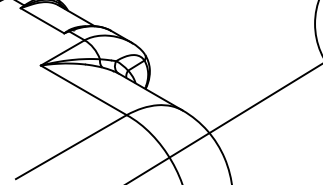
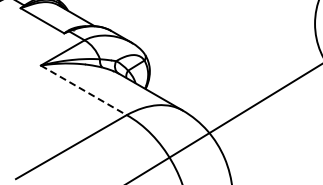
line: solid -> dashed (83, 90)
